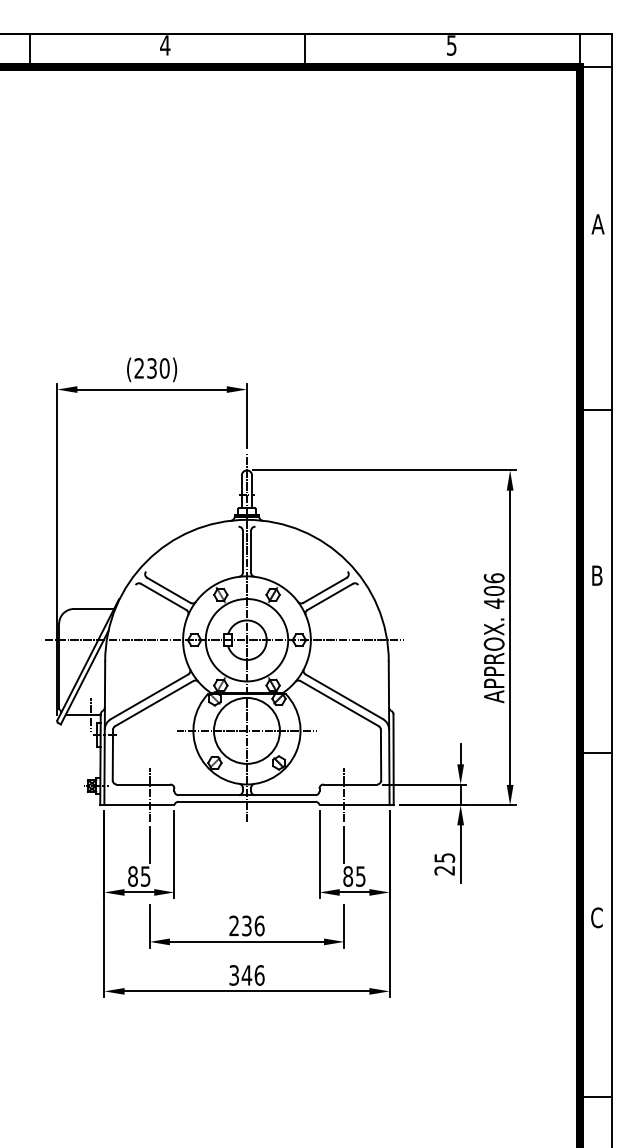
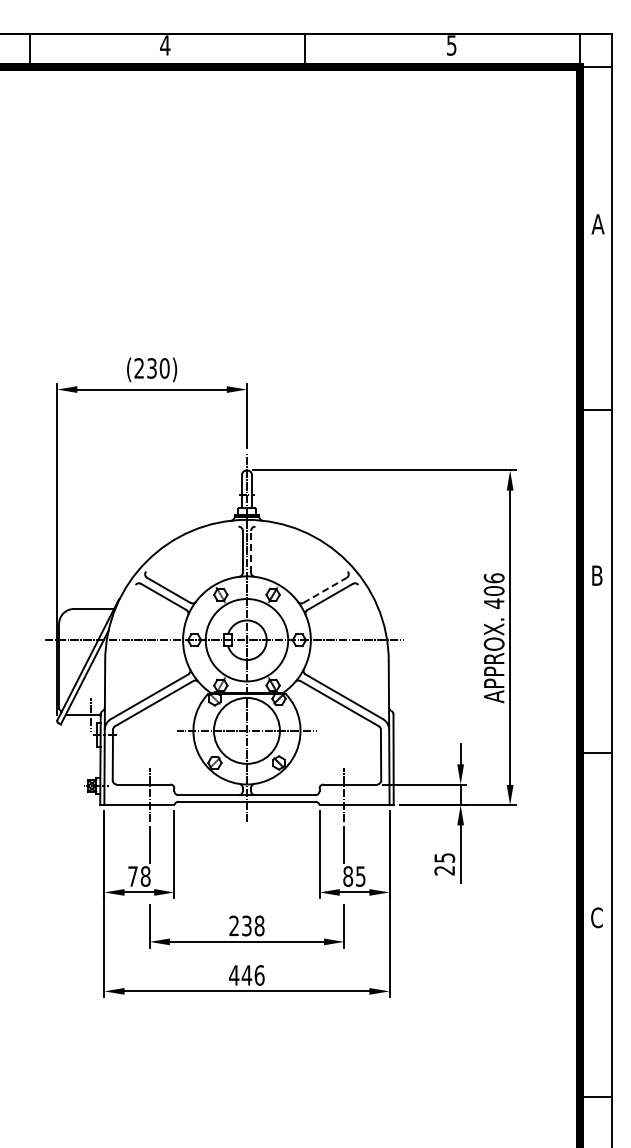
line: solid -> dashed (251, 551)
line: solid -> dashed (325, 590)
text: 85 -> 78 (139, 876)
text: 236 -> 238 (259, 925)
text: 346 -> 446 (234, 975)
